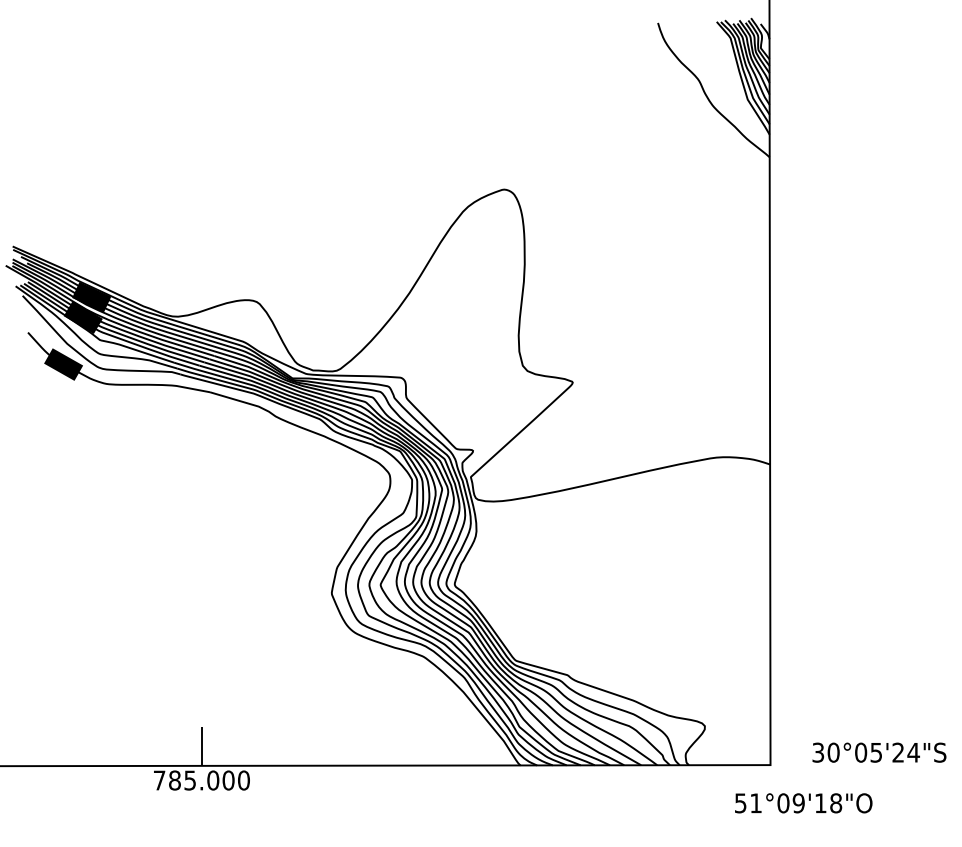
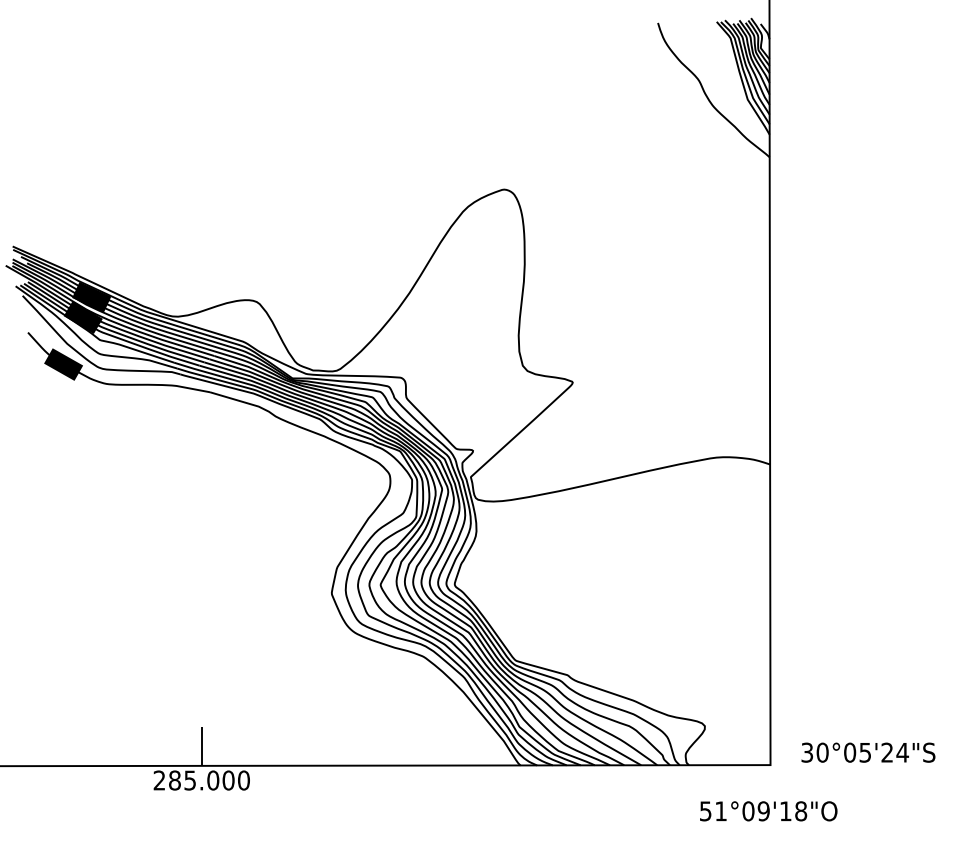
text position: (879, 752) -> (868, 752) (868, 752)
text: 785.000 -> 285.000 (159, 780)
text position: (803, 803) -> (768, 811) (768, 811)
